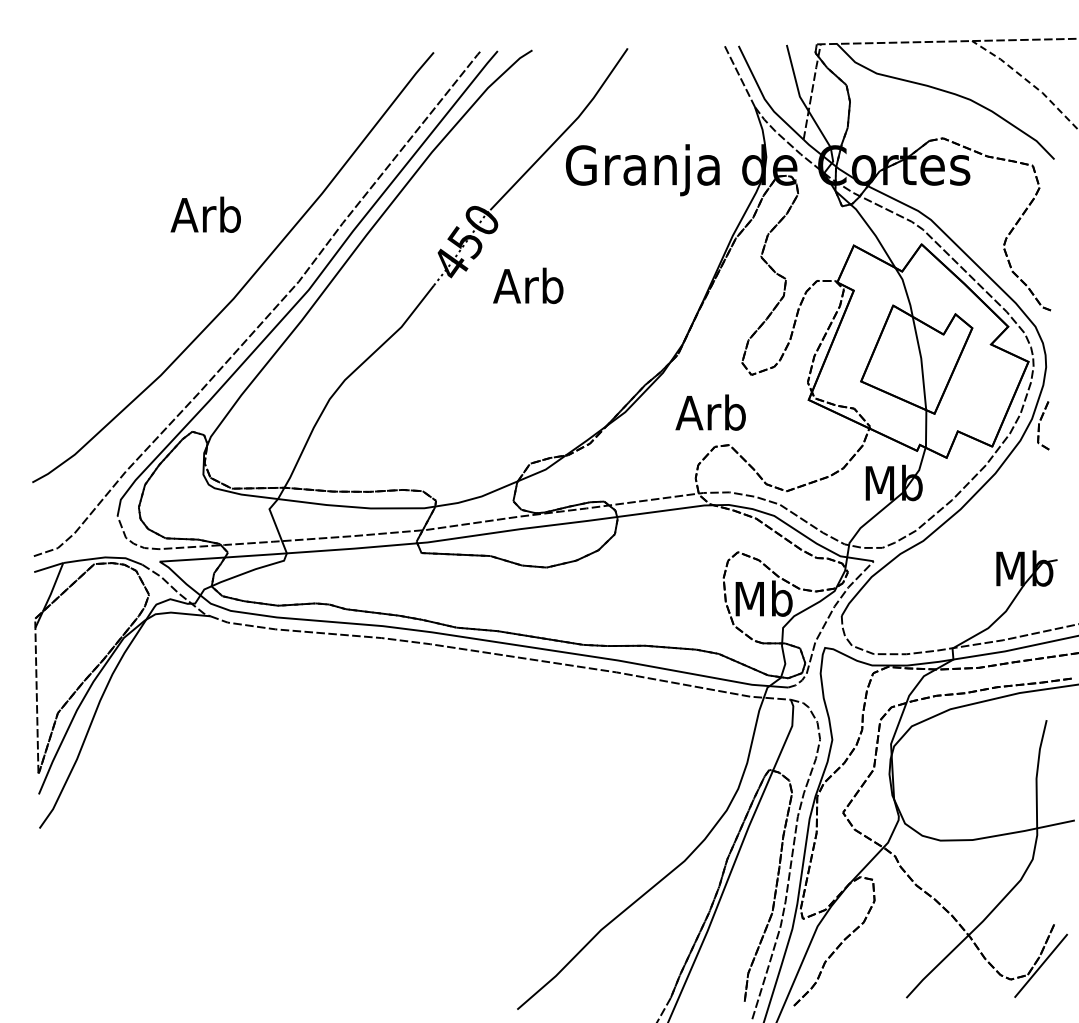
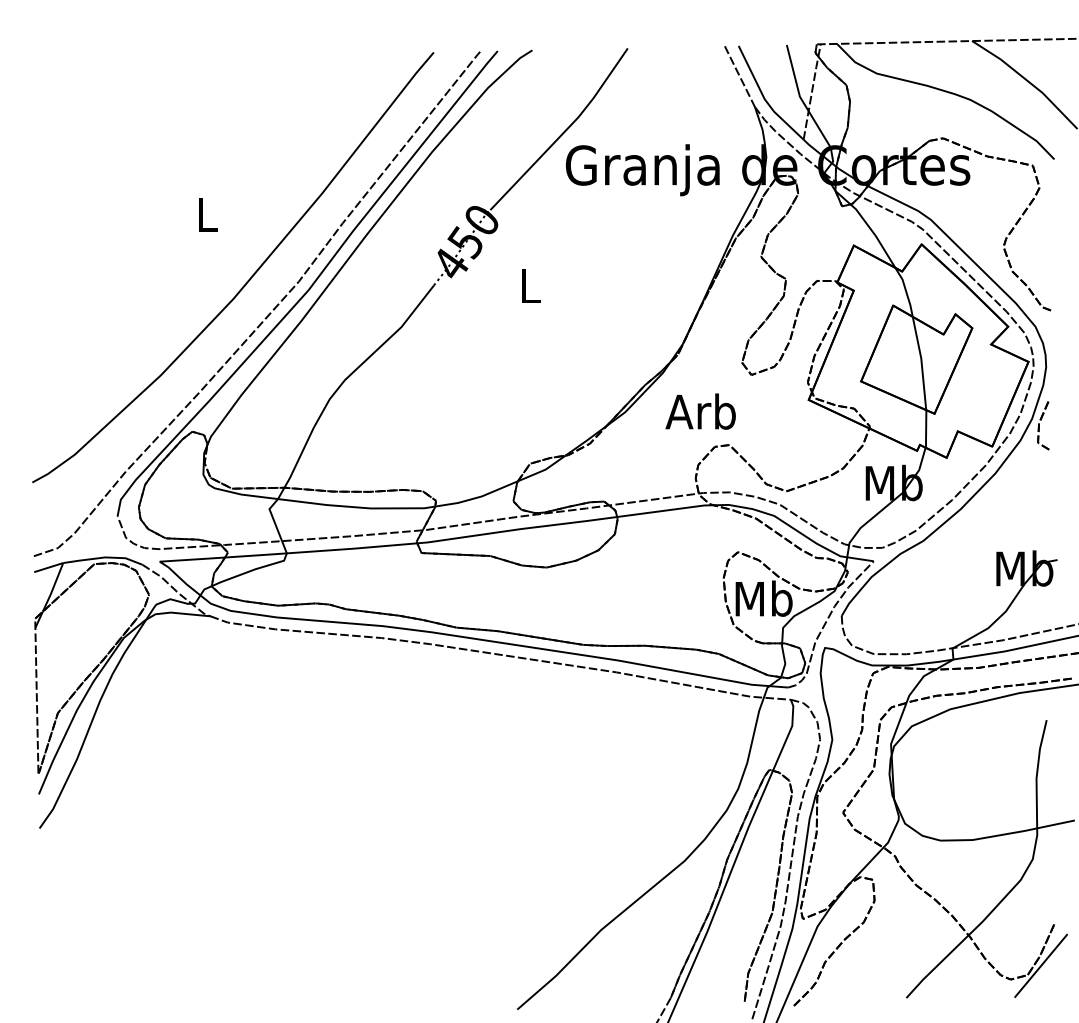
line: dashed -> solid (1027, 81)
text: Arb -> L (205, 214)
text: Arb -> L (528, 285)
text position: (710, 412) -> (700, 411) (700, 411)
